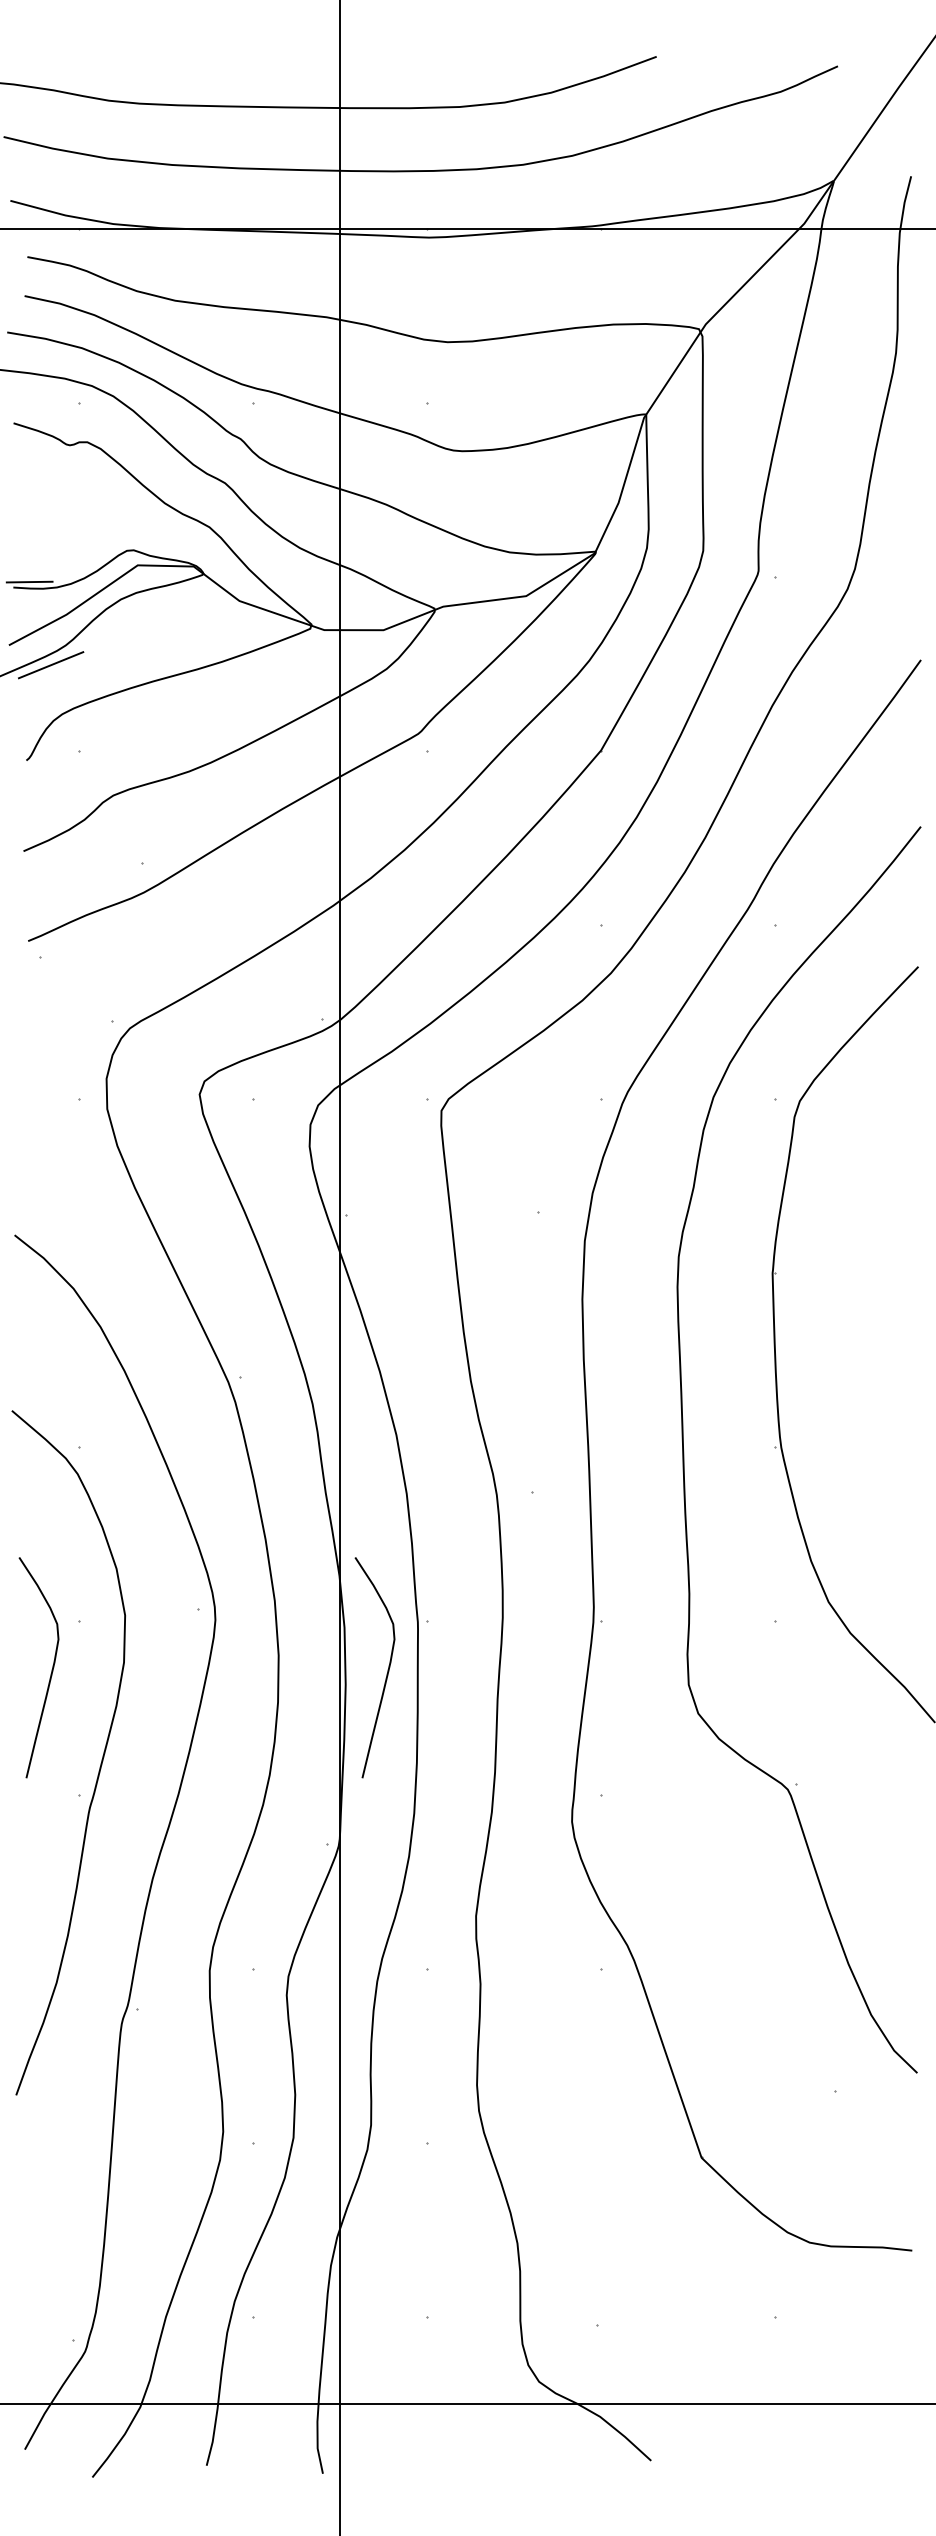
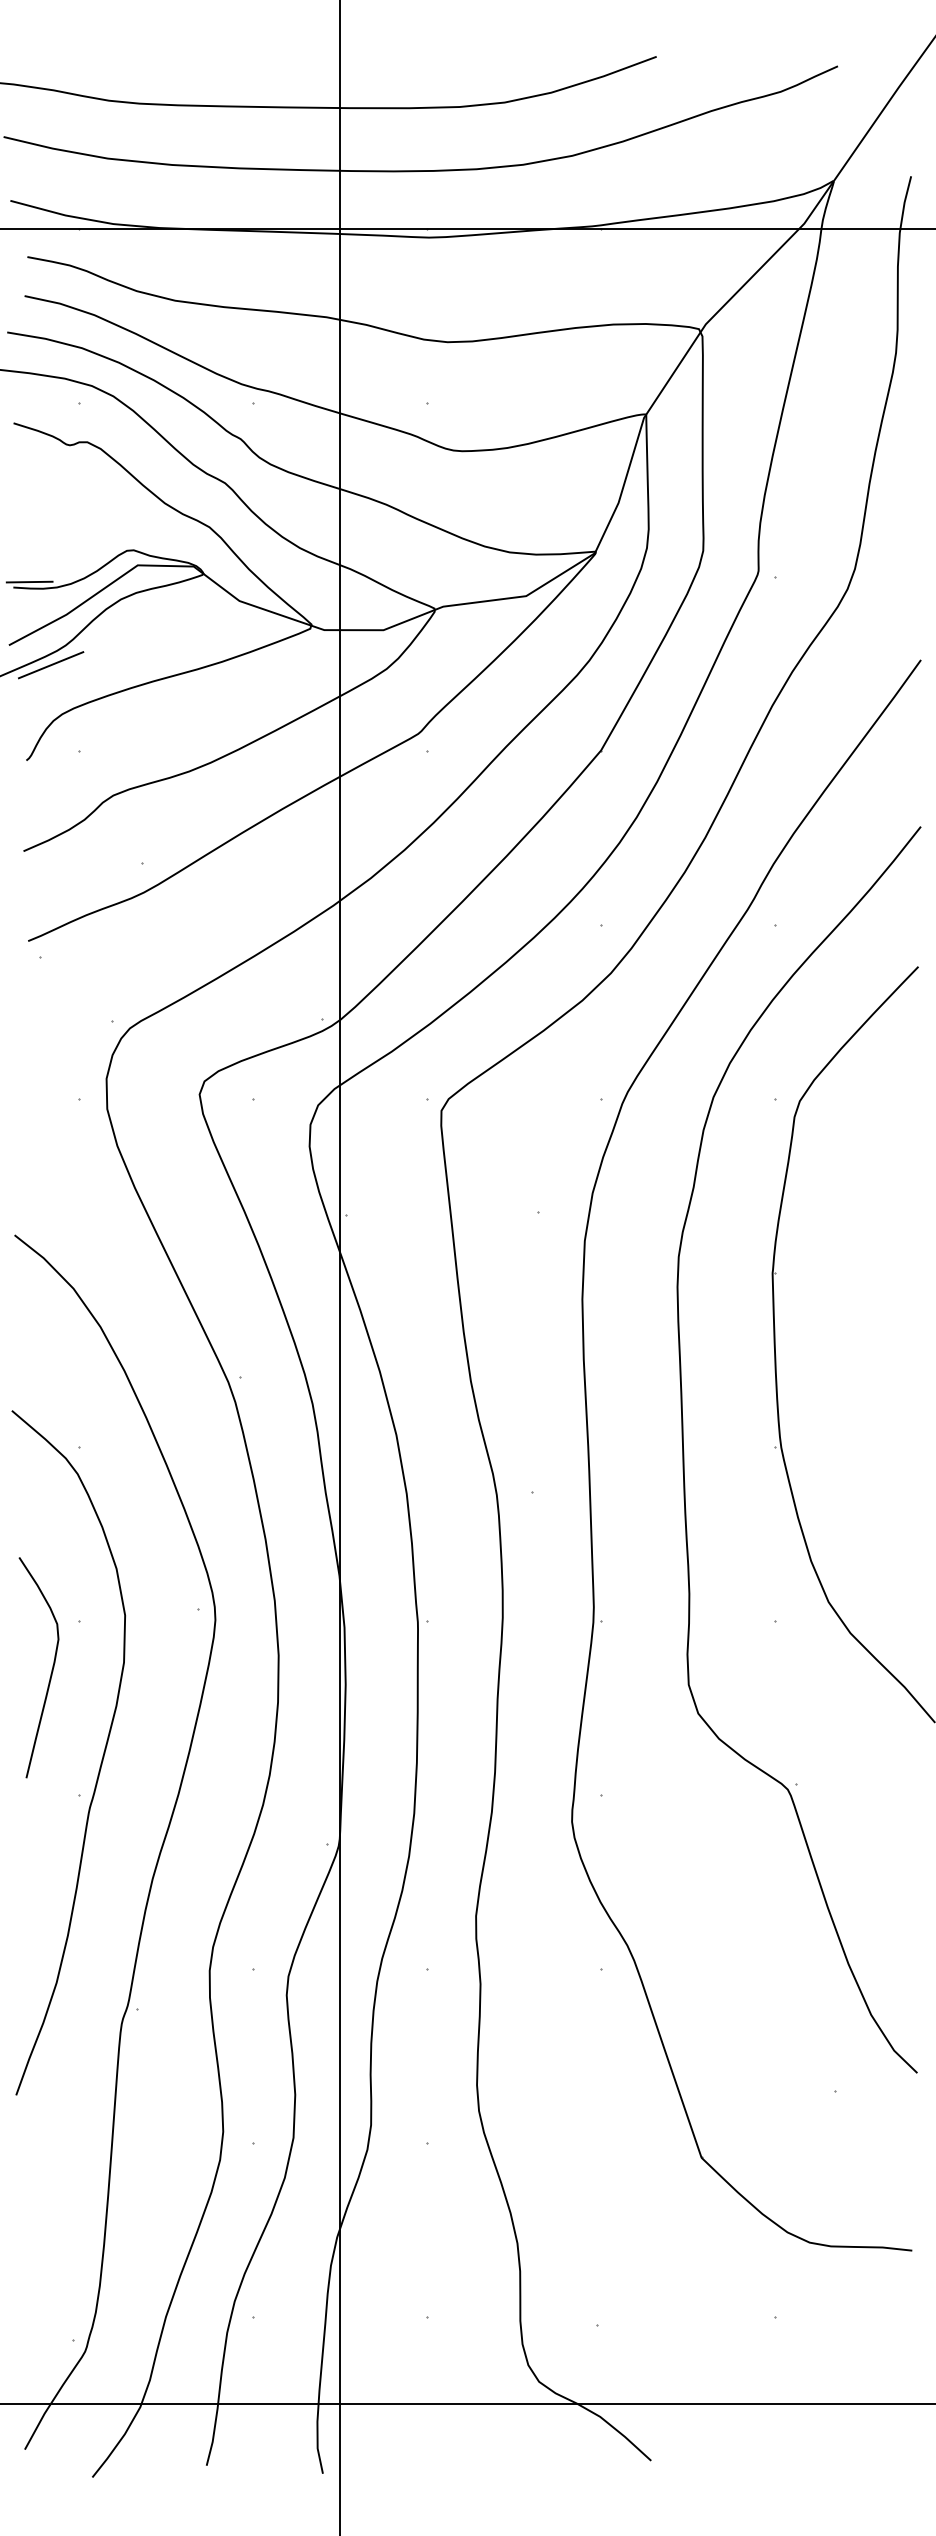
curve: present -> none (387, 1669)
